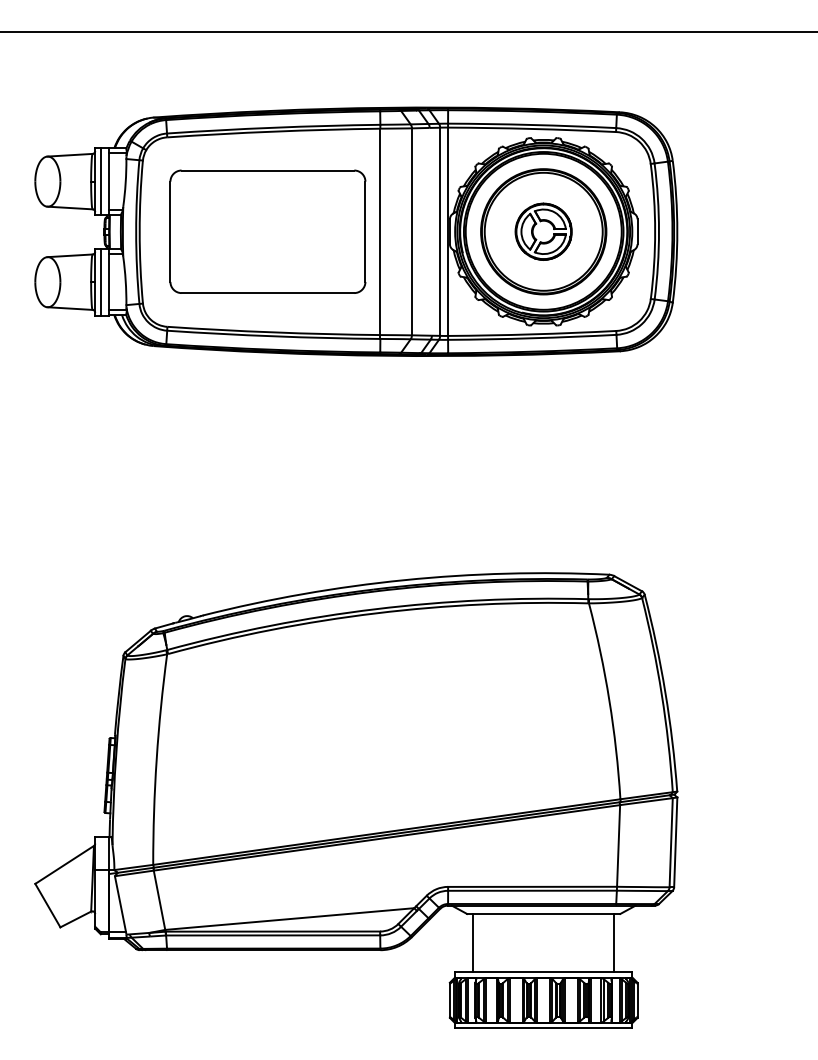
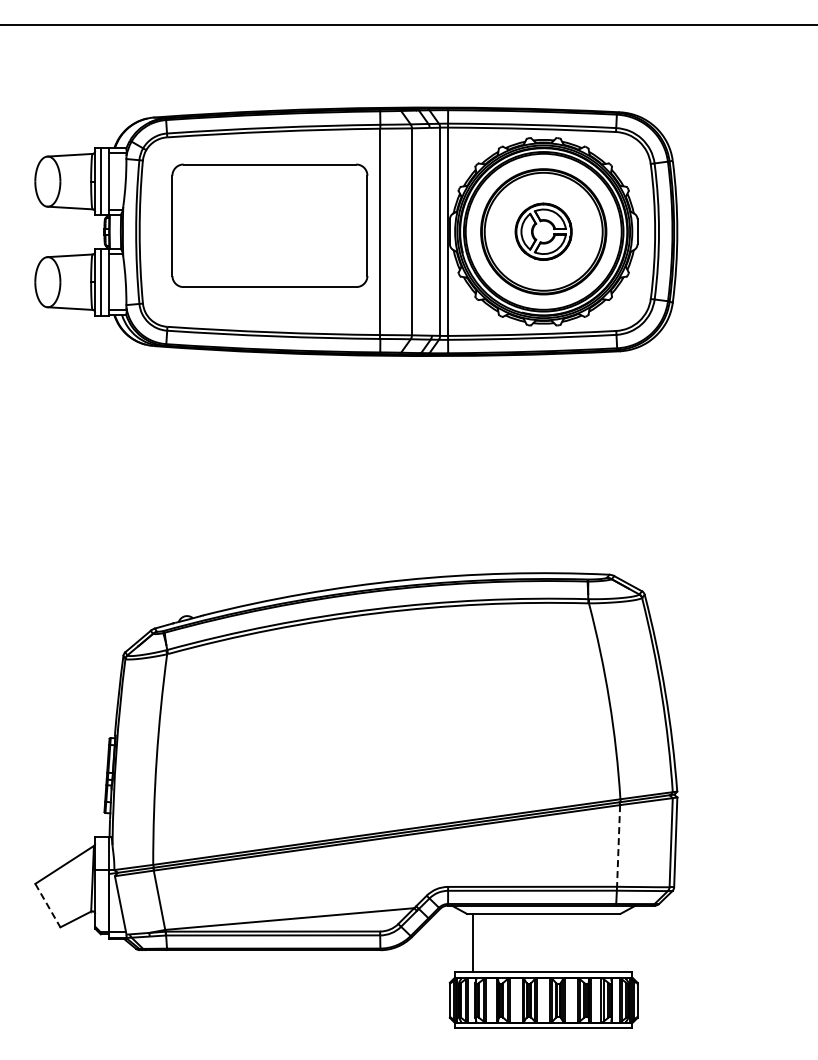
line position: (408, 31) -> (408, 24) (408, 24)
part position: (267, 231) -> (269, 225) (269, 225)
line: solid -> dashed (618, 845)
line: solid -> dashed (48, 906)
line: present -> none (614, 942)
